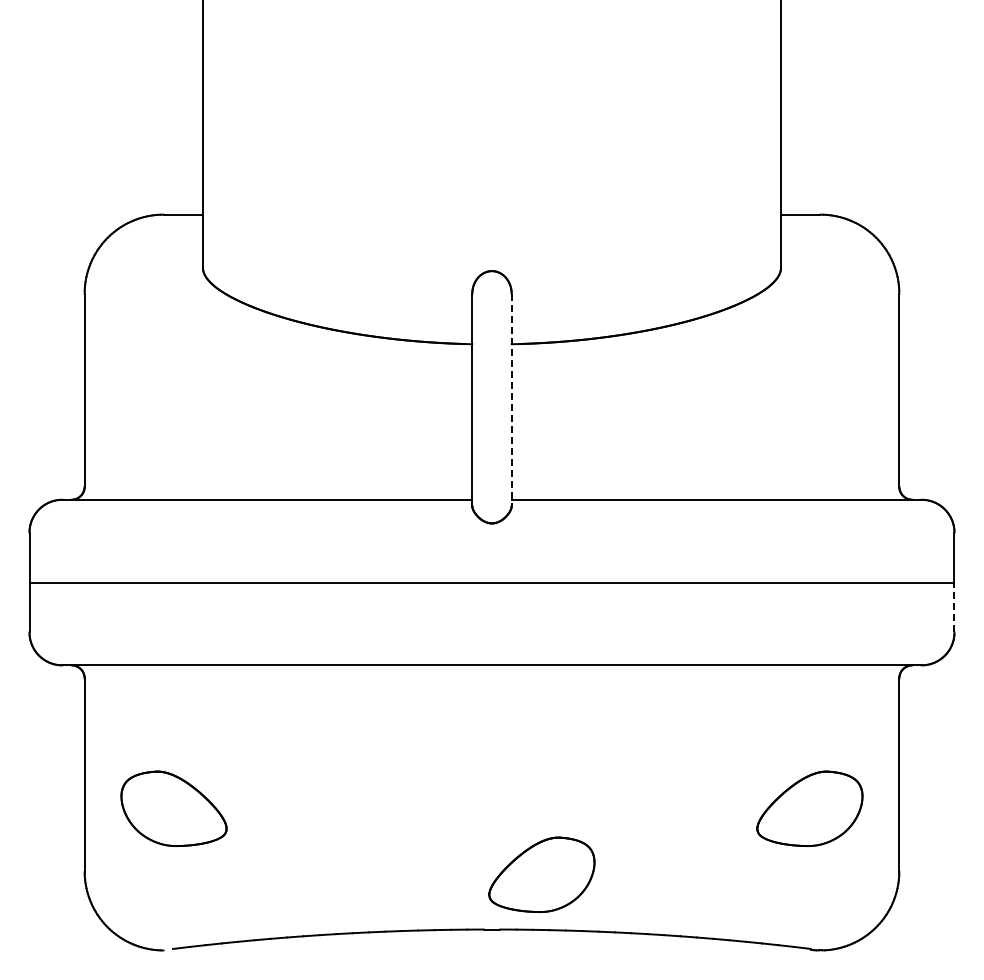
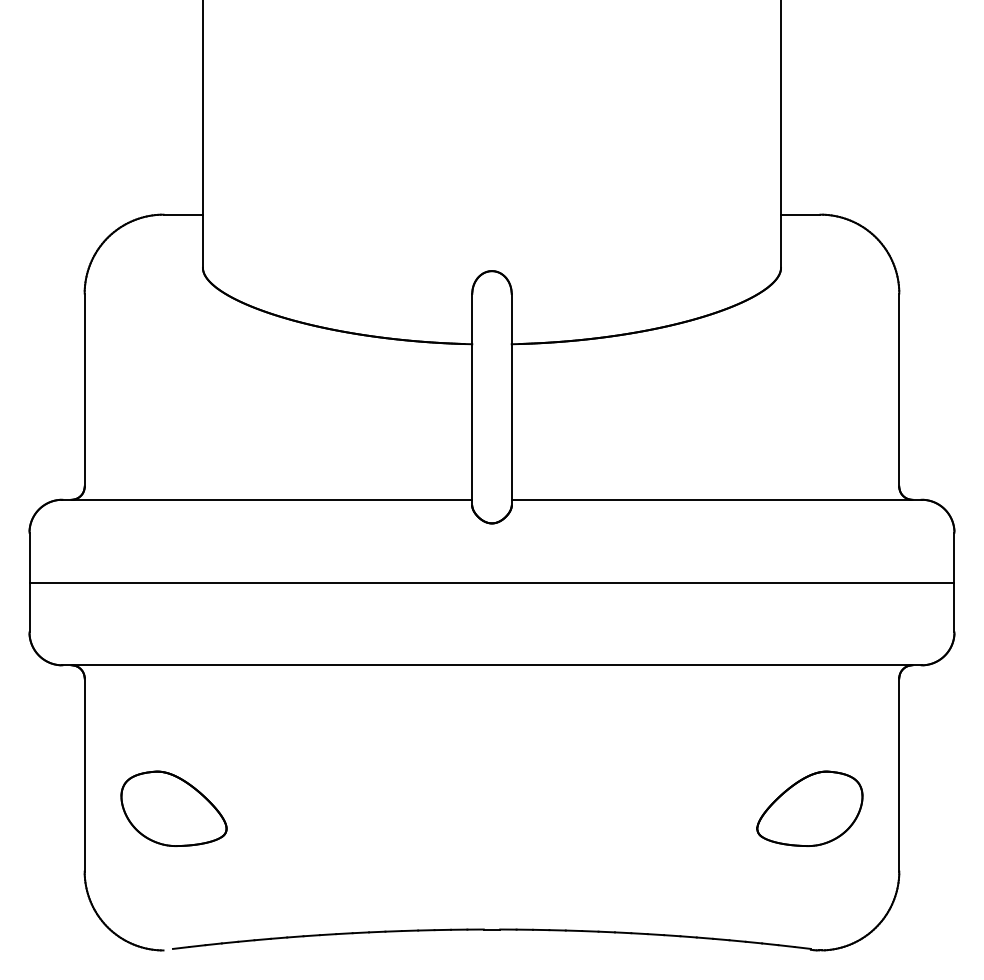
line: dashed -> solid (511, 399)
line: dashed -> solid (954, 607)
part: present -> none (541, 874)
